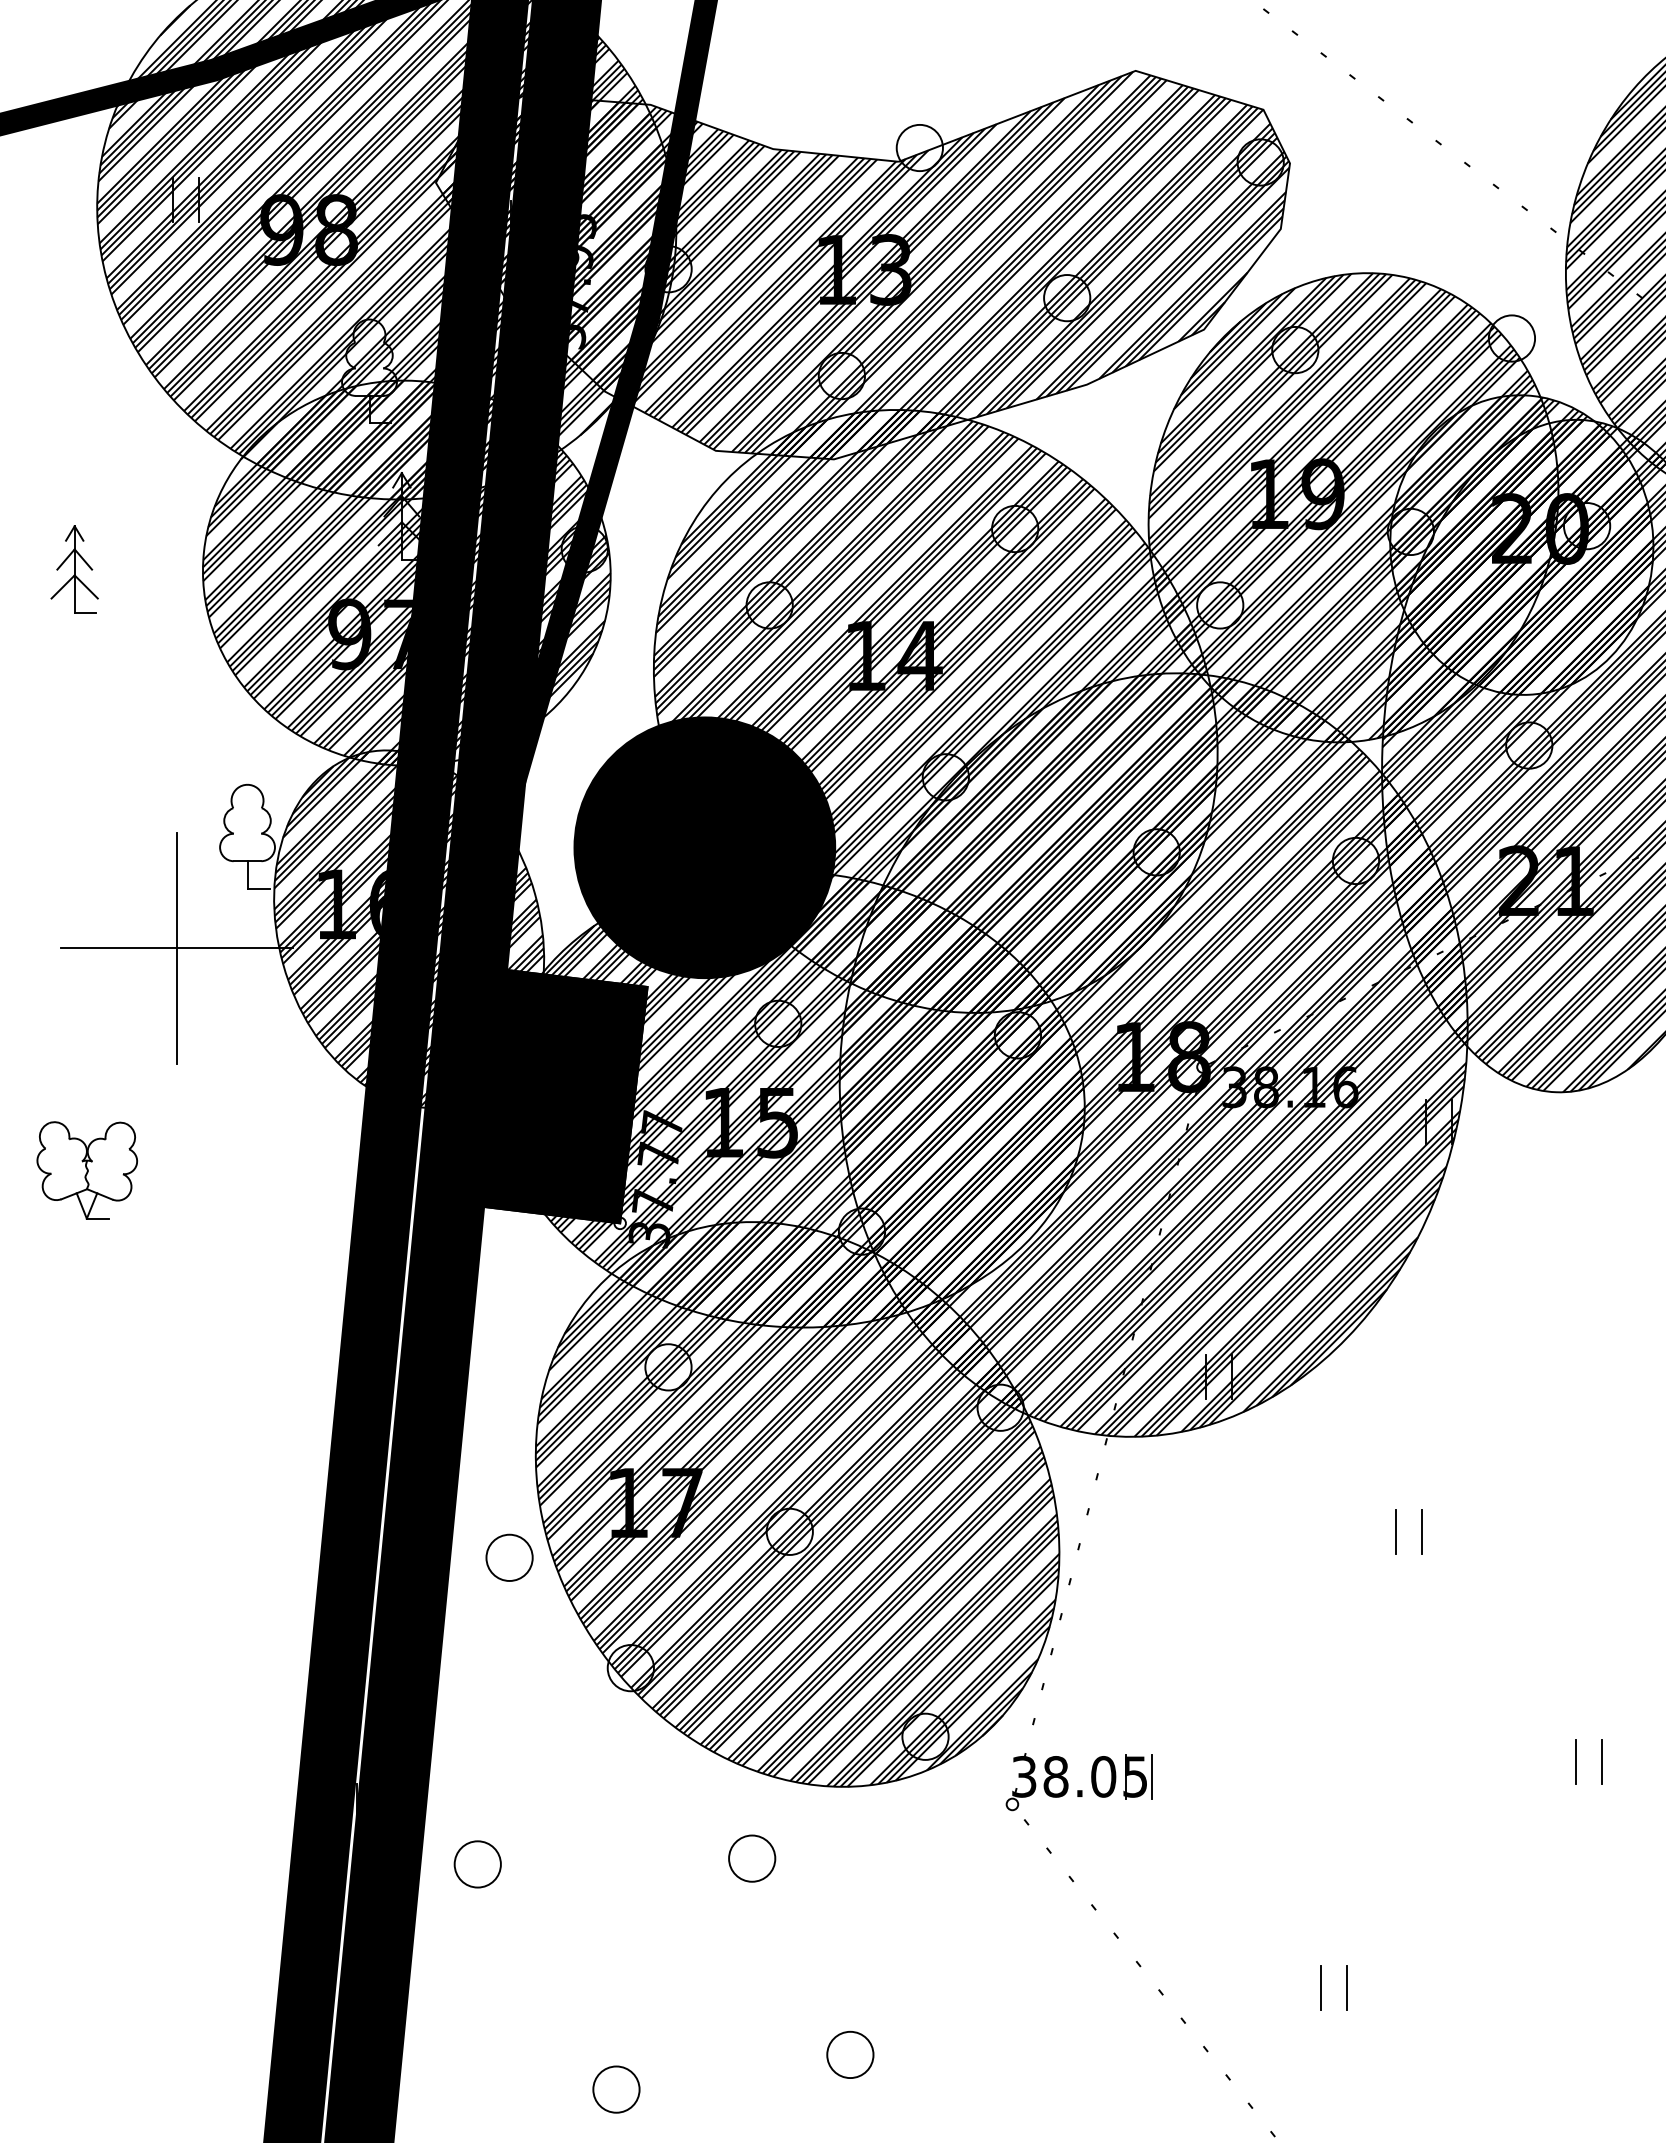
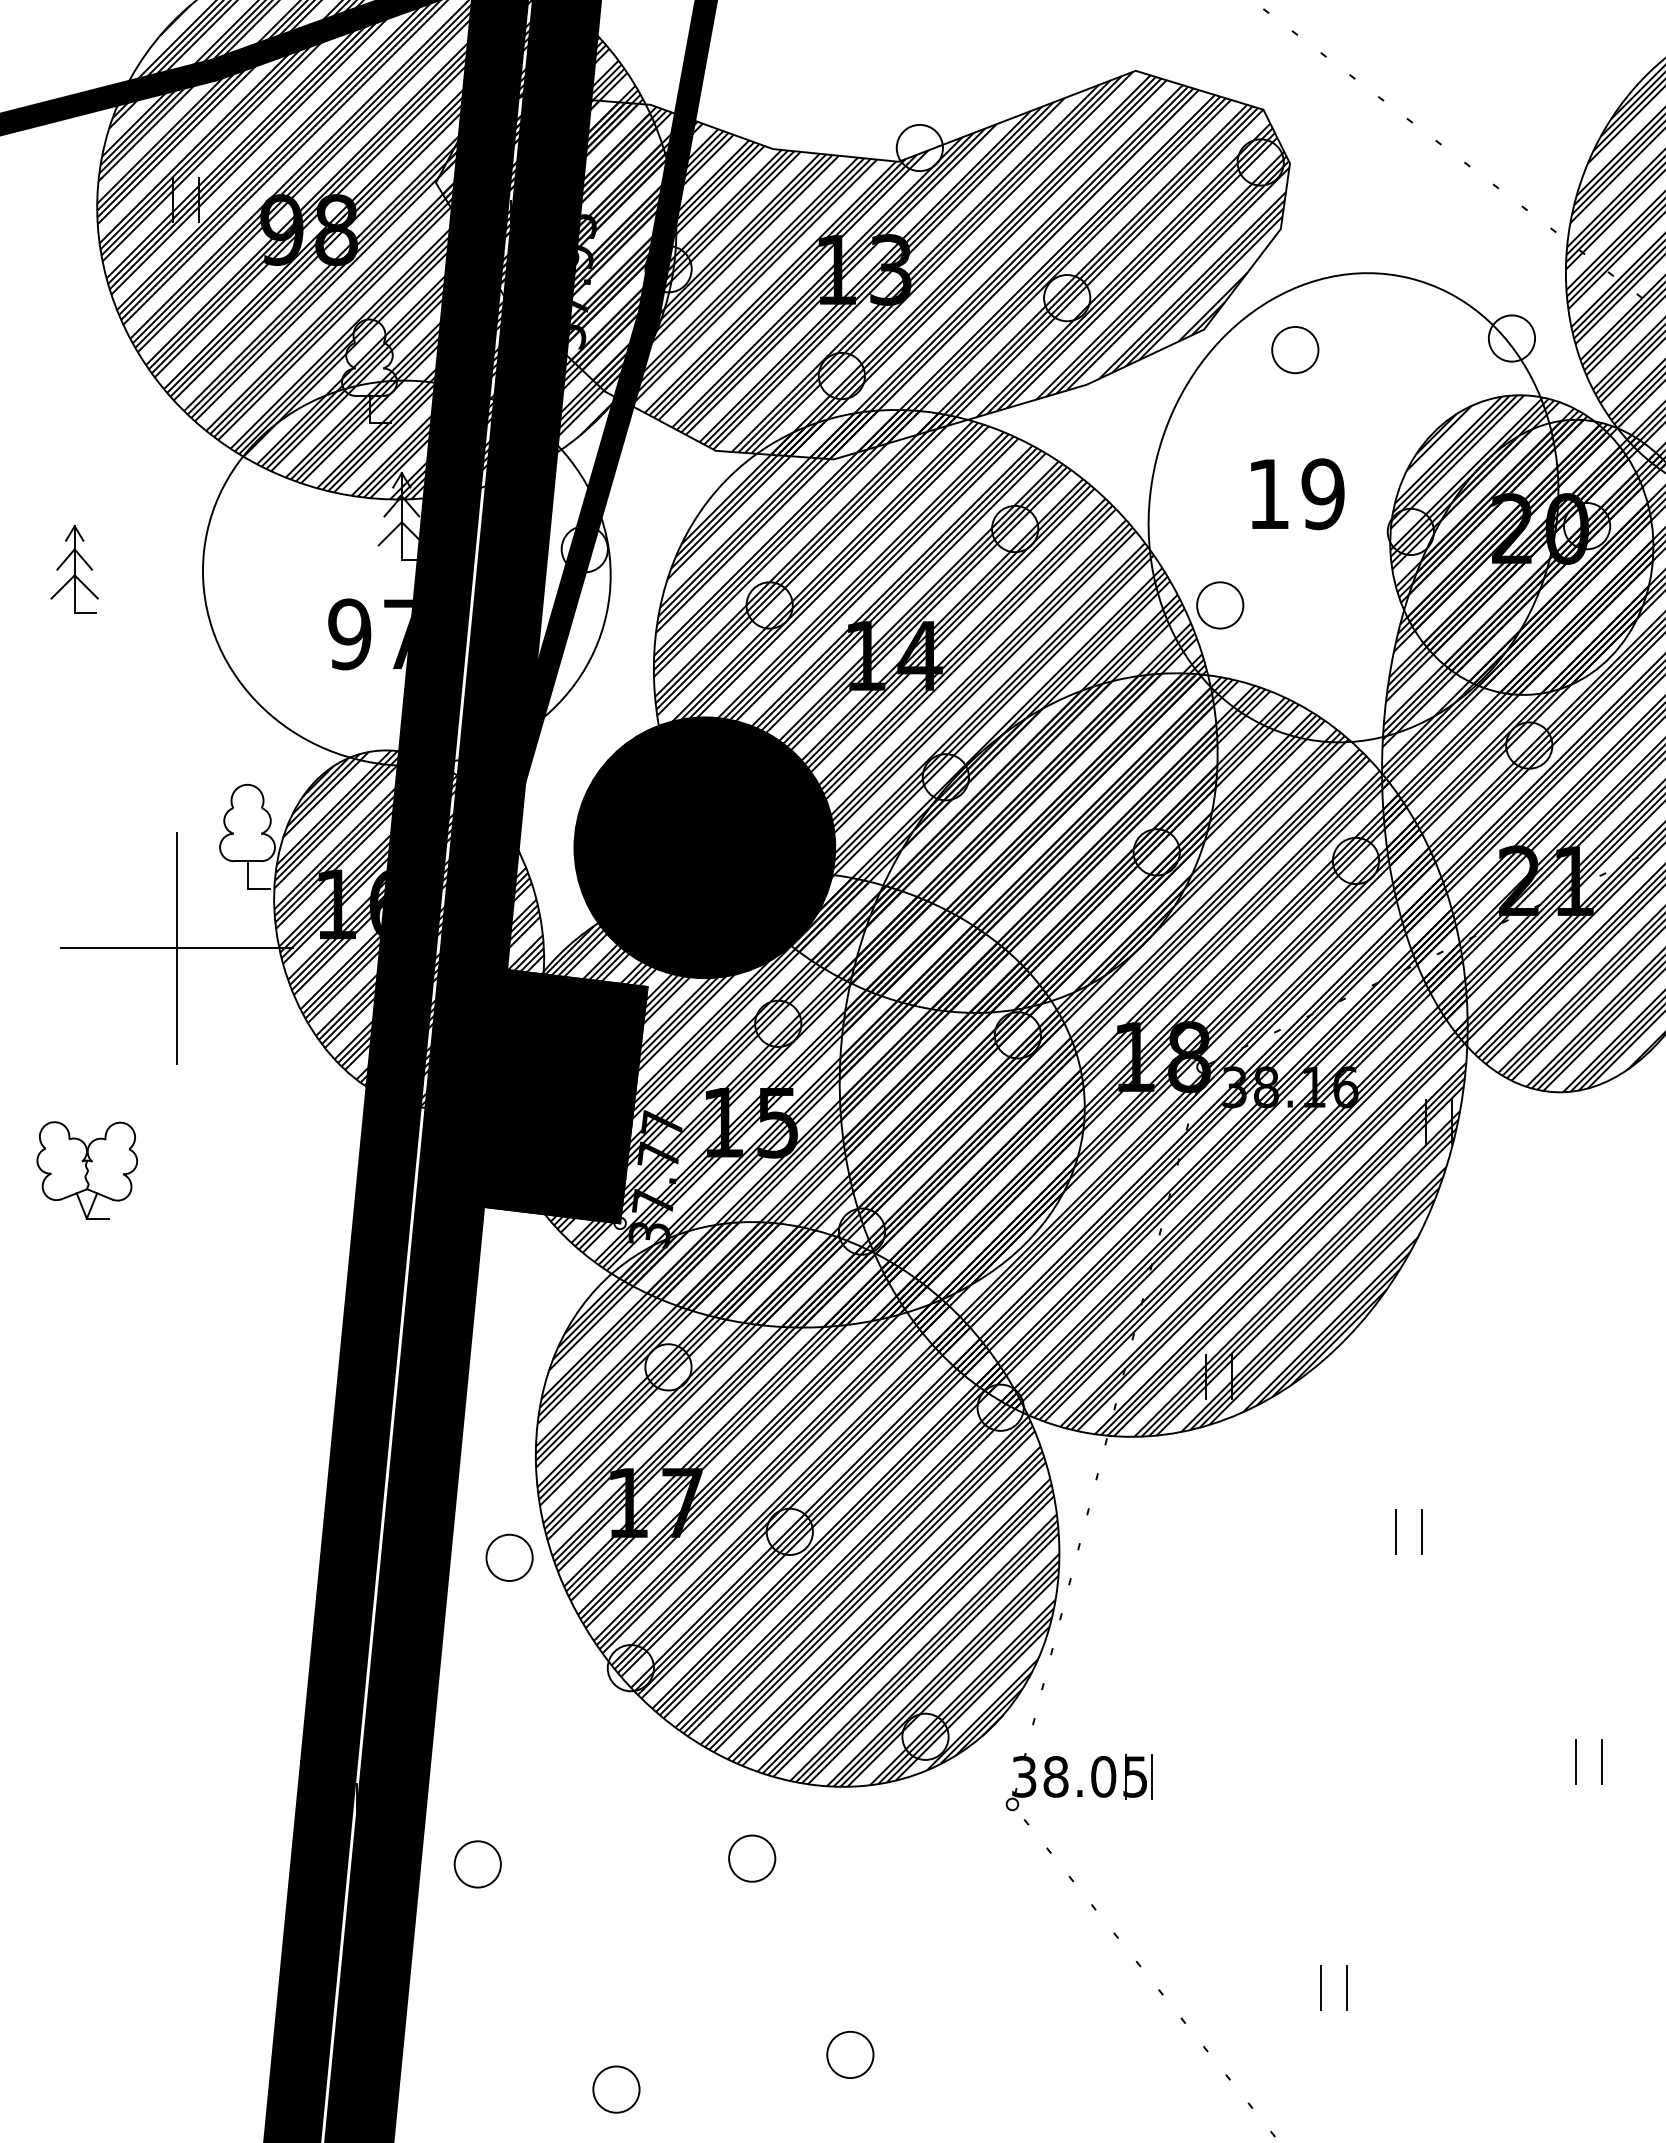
hatch: present -> none (1353, 507)
hatch: present -> none (406, 572)
